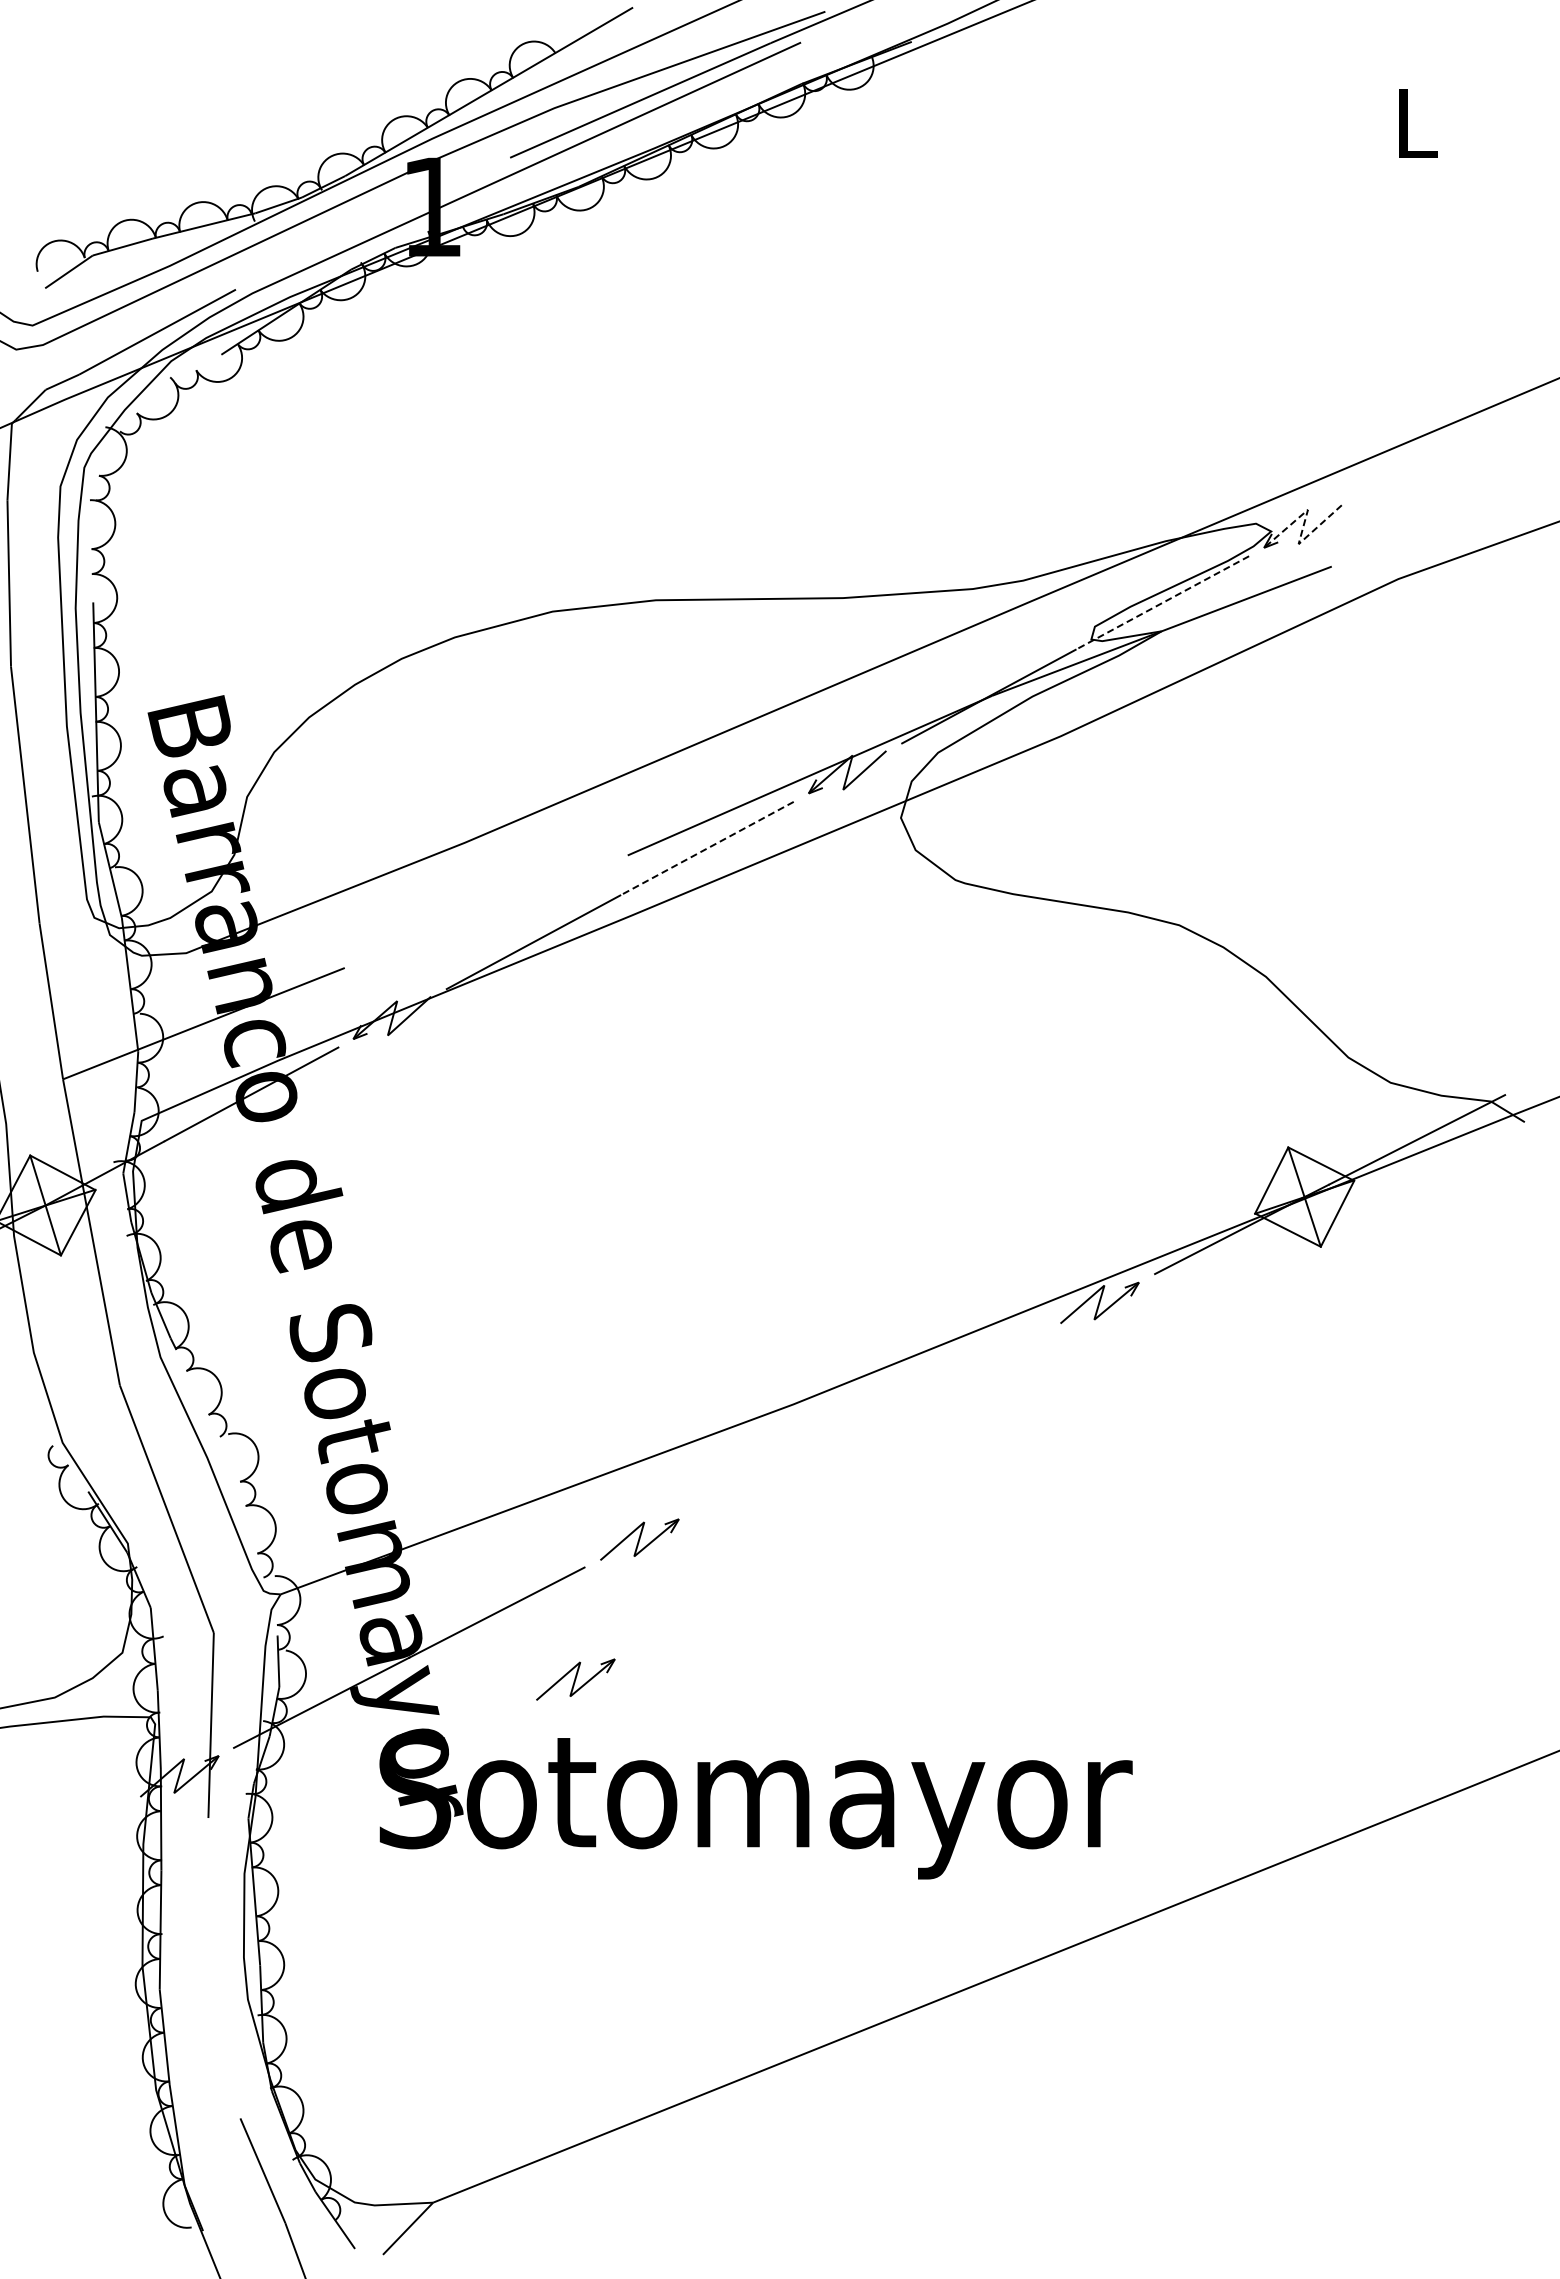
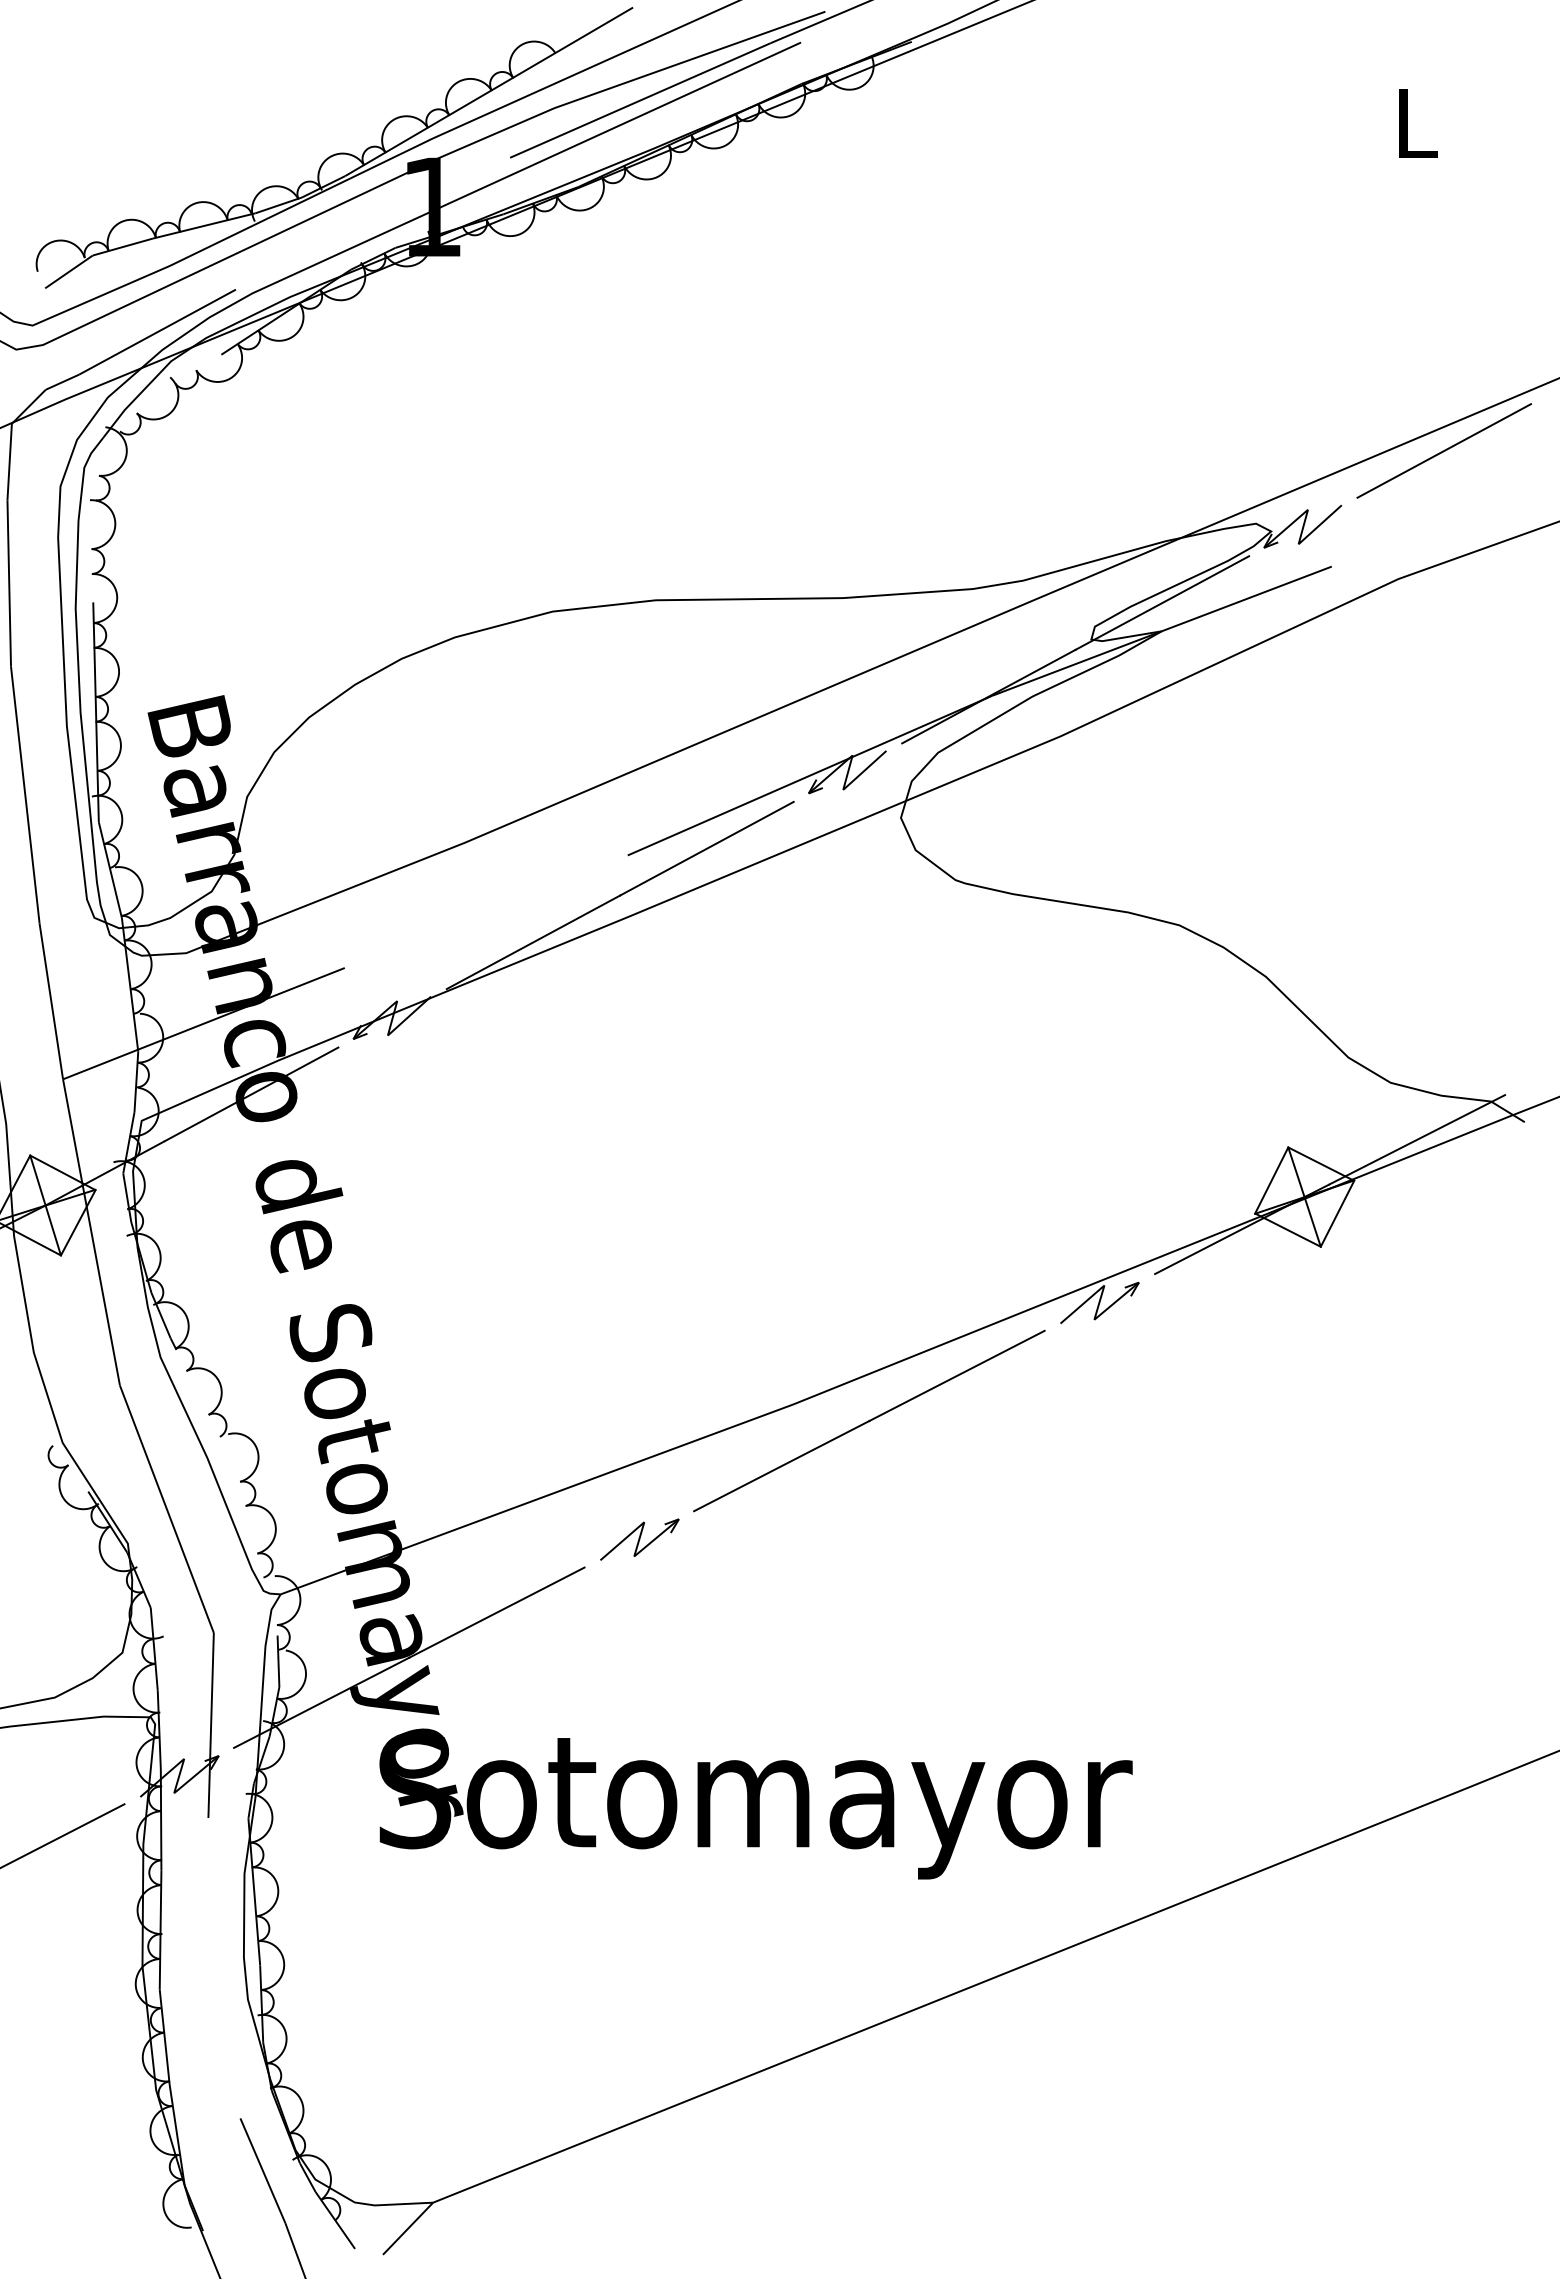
line: none -> present (1443, 450)
line: dashed -> solid (1303, 527)
line: dashed -> solid (1162, 603)
line: dashed -> solid (707, 848)
line: none -> present (869, 1420)
part: present -> none (575, 1679)
line: none -> present (63, 1835)
